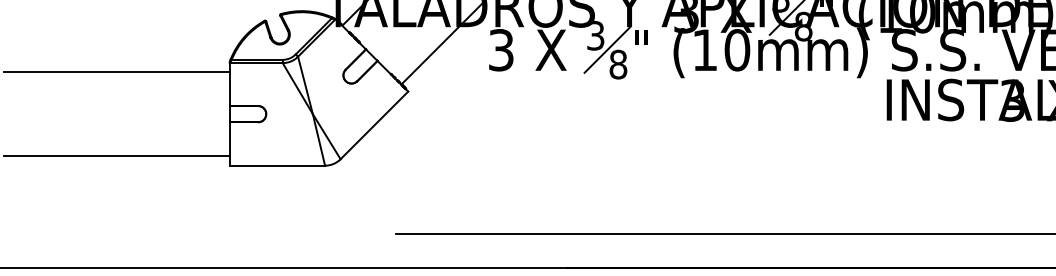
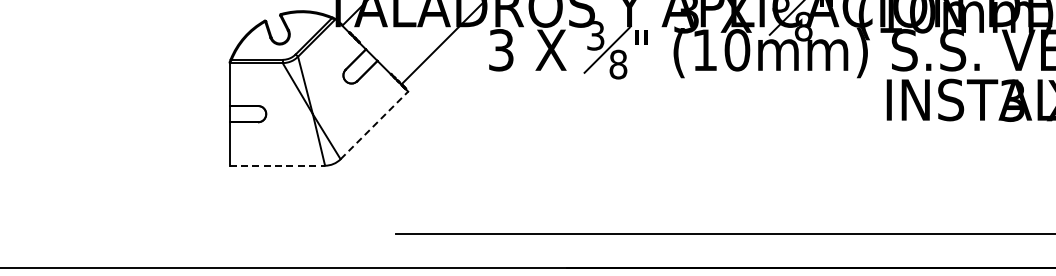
line: present -> none (116, 72)
line: solid -> dashed (374, 125)
line: present -> none (116, 155)
line: solid -> dashed (277, 165)
